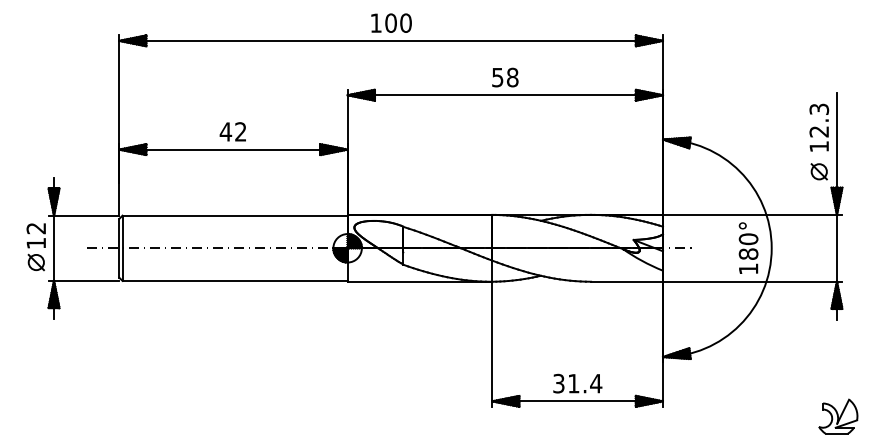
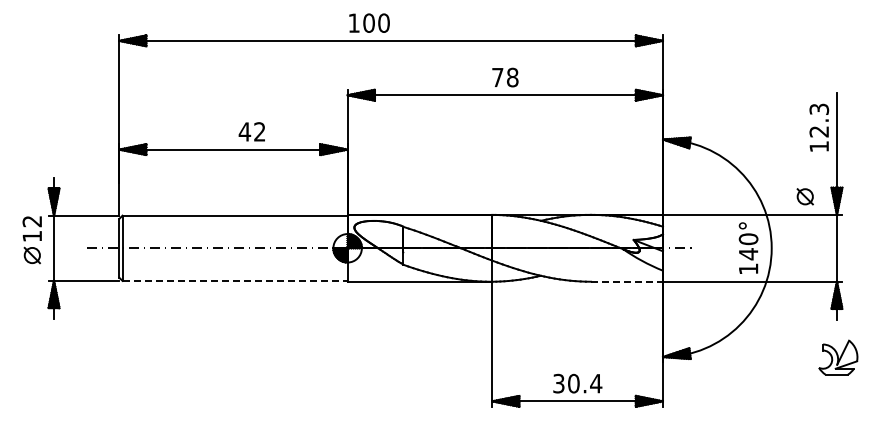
text position: (391, 22) -> (369, 22) (369, 22)
text: 58 -> 78 (497, 77)
text position: (232, 131) -> (251, 131) (251, 131)
part position: (818, 171) -> (804, 196) (804, 196)
part position: (35, 247) -> (31, 240) (31, 240)
text: 180° -> 140° (748, 254)
line: solid -> dashed (235, 280)
line: solid -> dashed (627, 281)
text: 31.4 -> 30.4 (573, 383)
part position: (838, 416) -> (838, 357) (838, 357)
